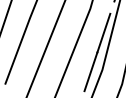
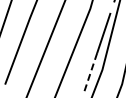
line: solid -> dashed (91, 71)
